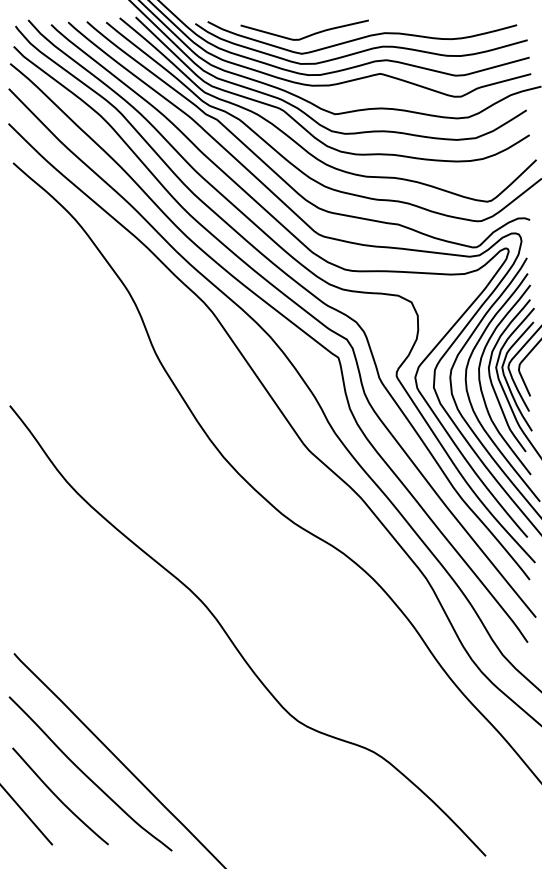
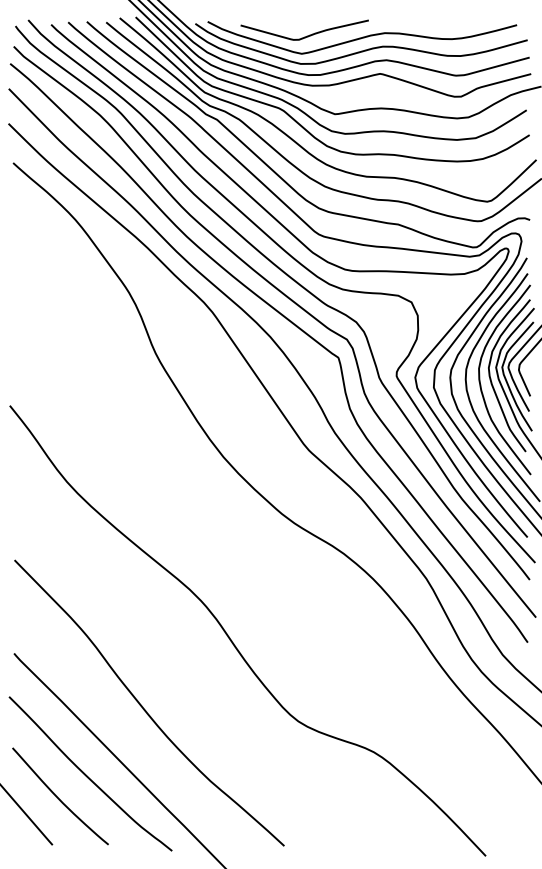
curve: none -> present (142, 705)
